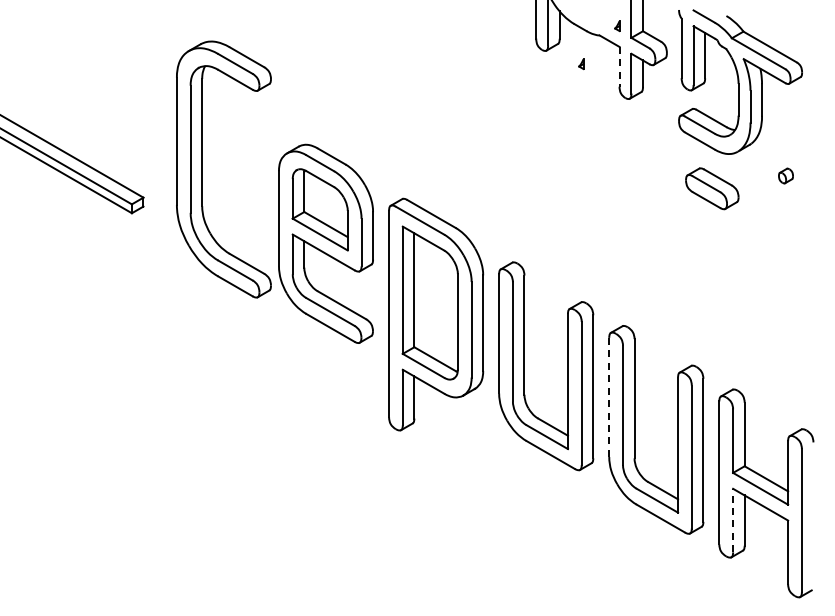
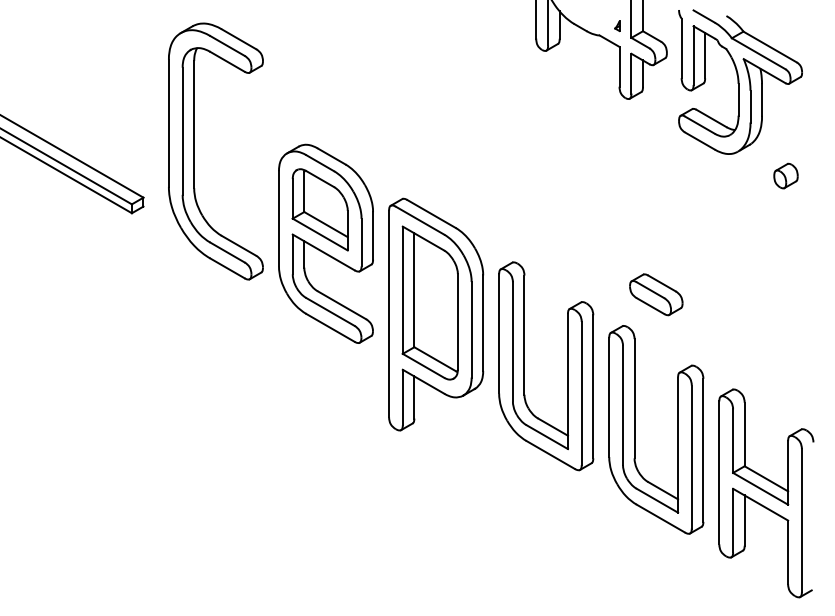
part: present -> none (581, 64)
line: dashed -> solid (619, 66)
part position: (202, 169) -> (194, 151) (194, 151)
part size: 16x18 px -> 26x28 px (785, 175)
part position: (712, 188) -> (656, 294) (656, 294)
line: dashed -> solid (609, 397)
line: dashed -> solid (733, 520)
